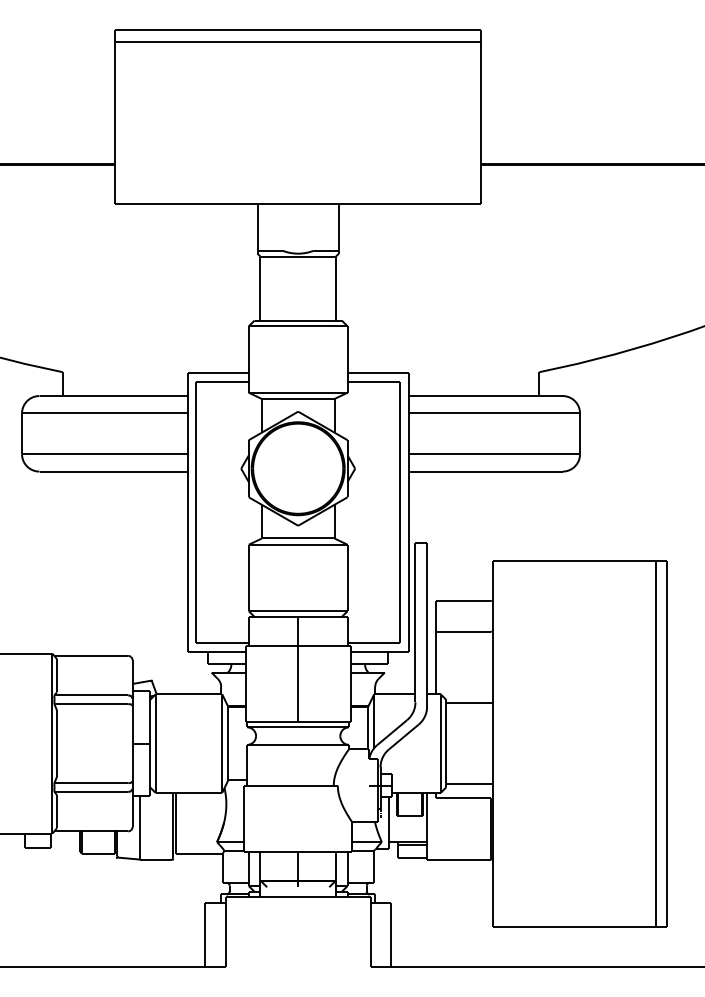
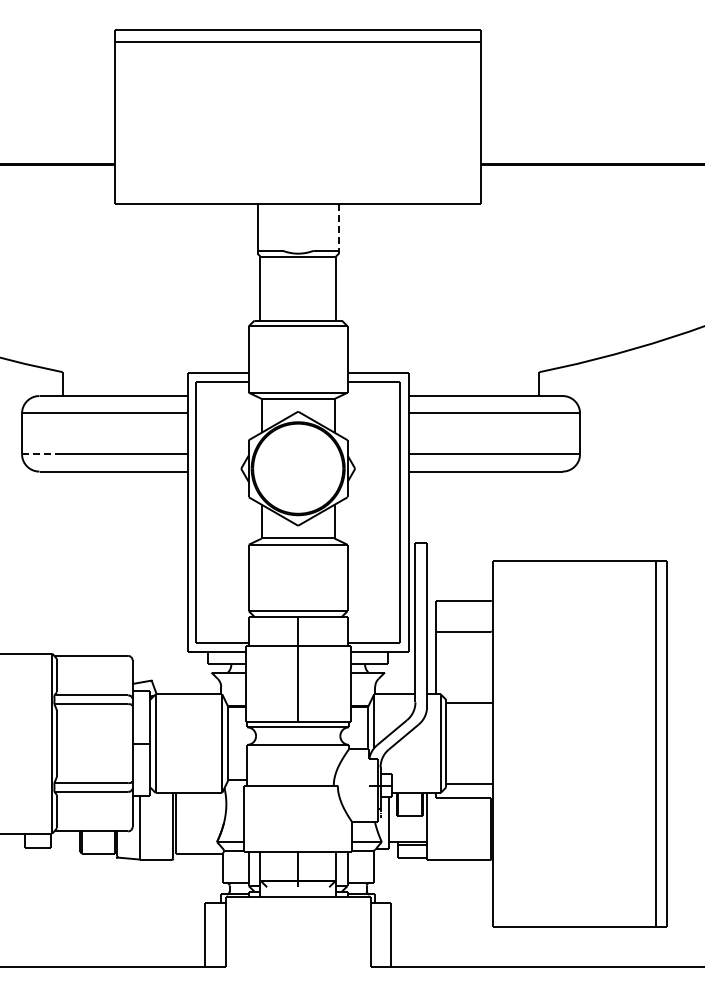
line: solid -> dashed (338, 228)
line: solid -> dashed (40, 454)
